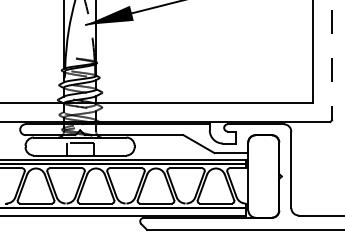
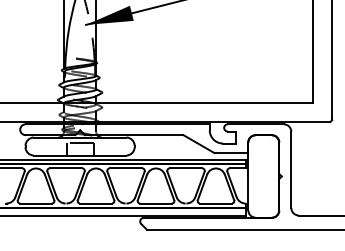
line: dashed -> solid (332, 60)
